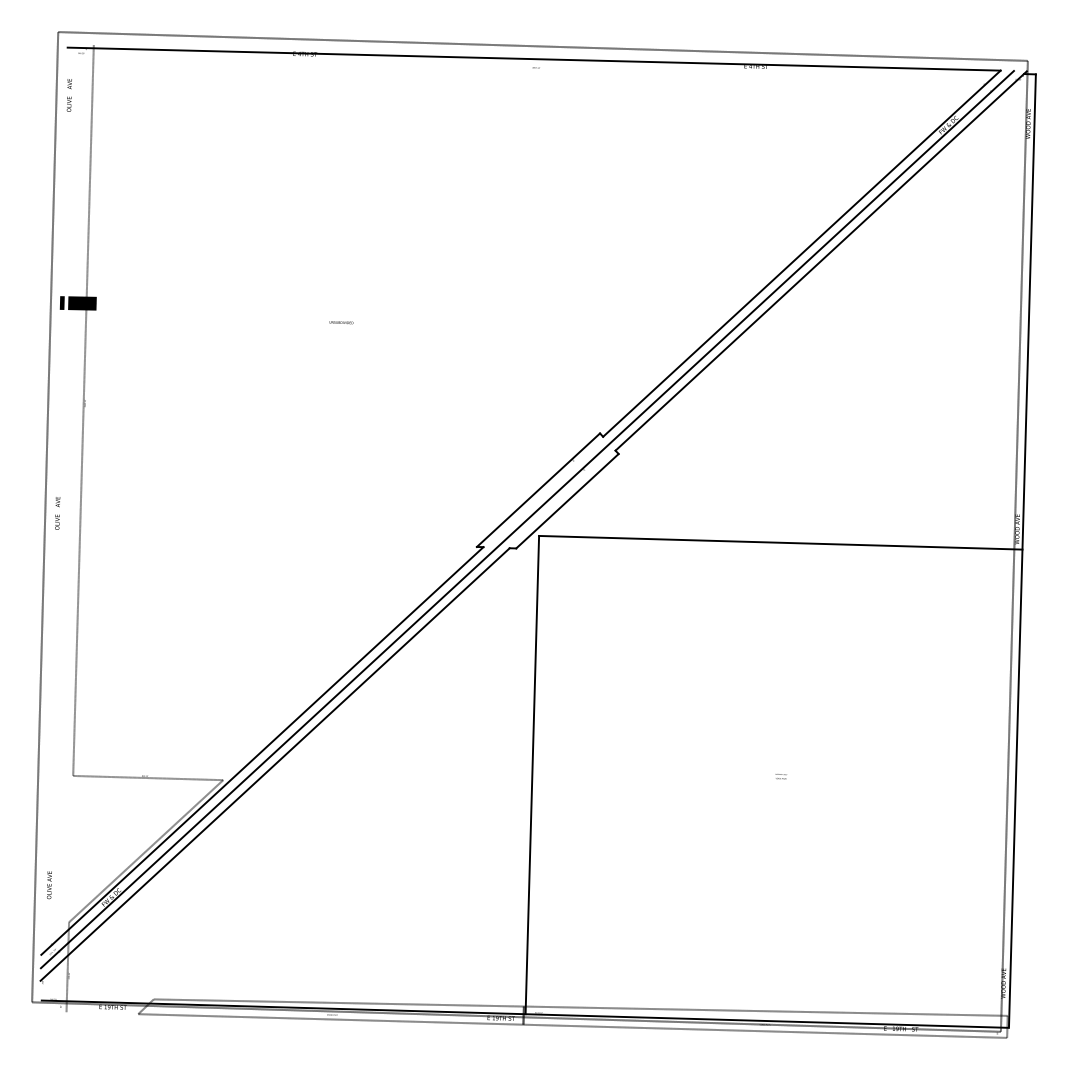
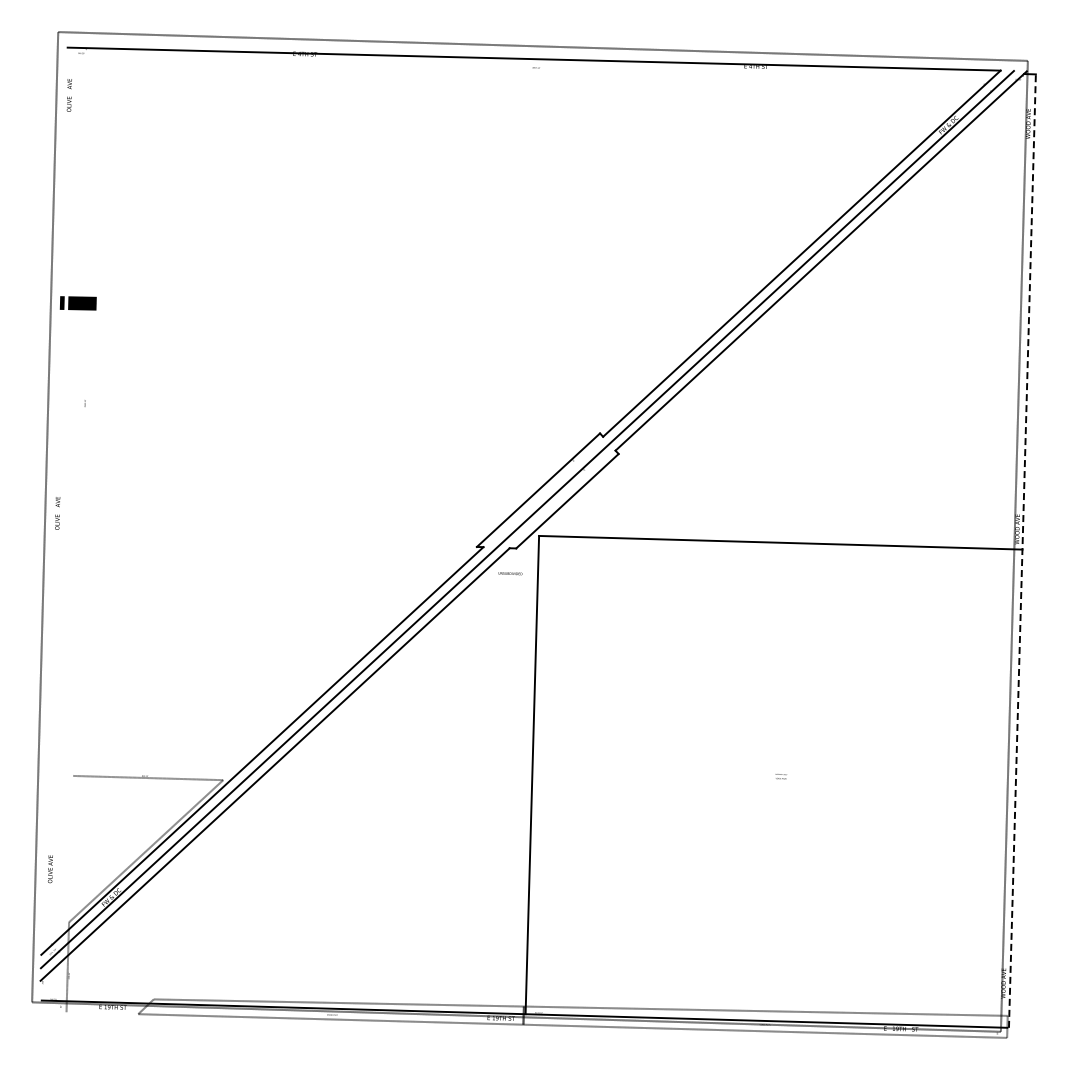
text position: (341, 322) -> (510, 573) (510, 573)
line: present -> none (83, 410)
line: solid -> dashed (1022, 551)
text position: (49, 885) -> (50, 869) (50, 869)
